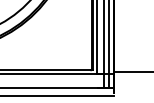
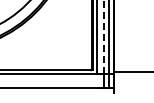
line: solid -> dashed (103, 36)
line: present -> none (58, 96)
